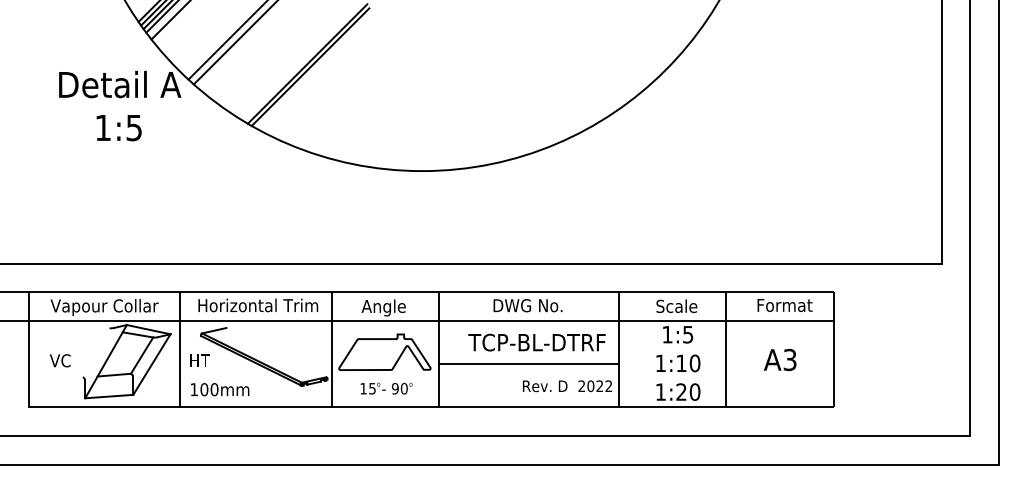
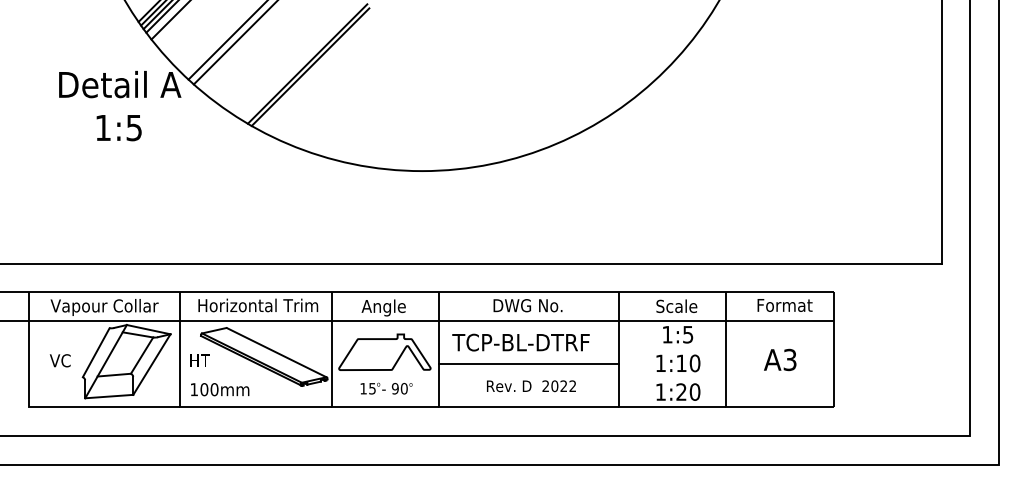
text position: (536, 342) -> (520, 342) (520, 342)
line: none -> present (95, 352)
line: none -> present (276, 352)
text position: (567, 386) -> (531, 386) (531, 386)
